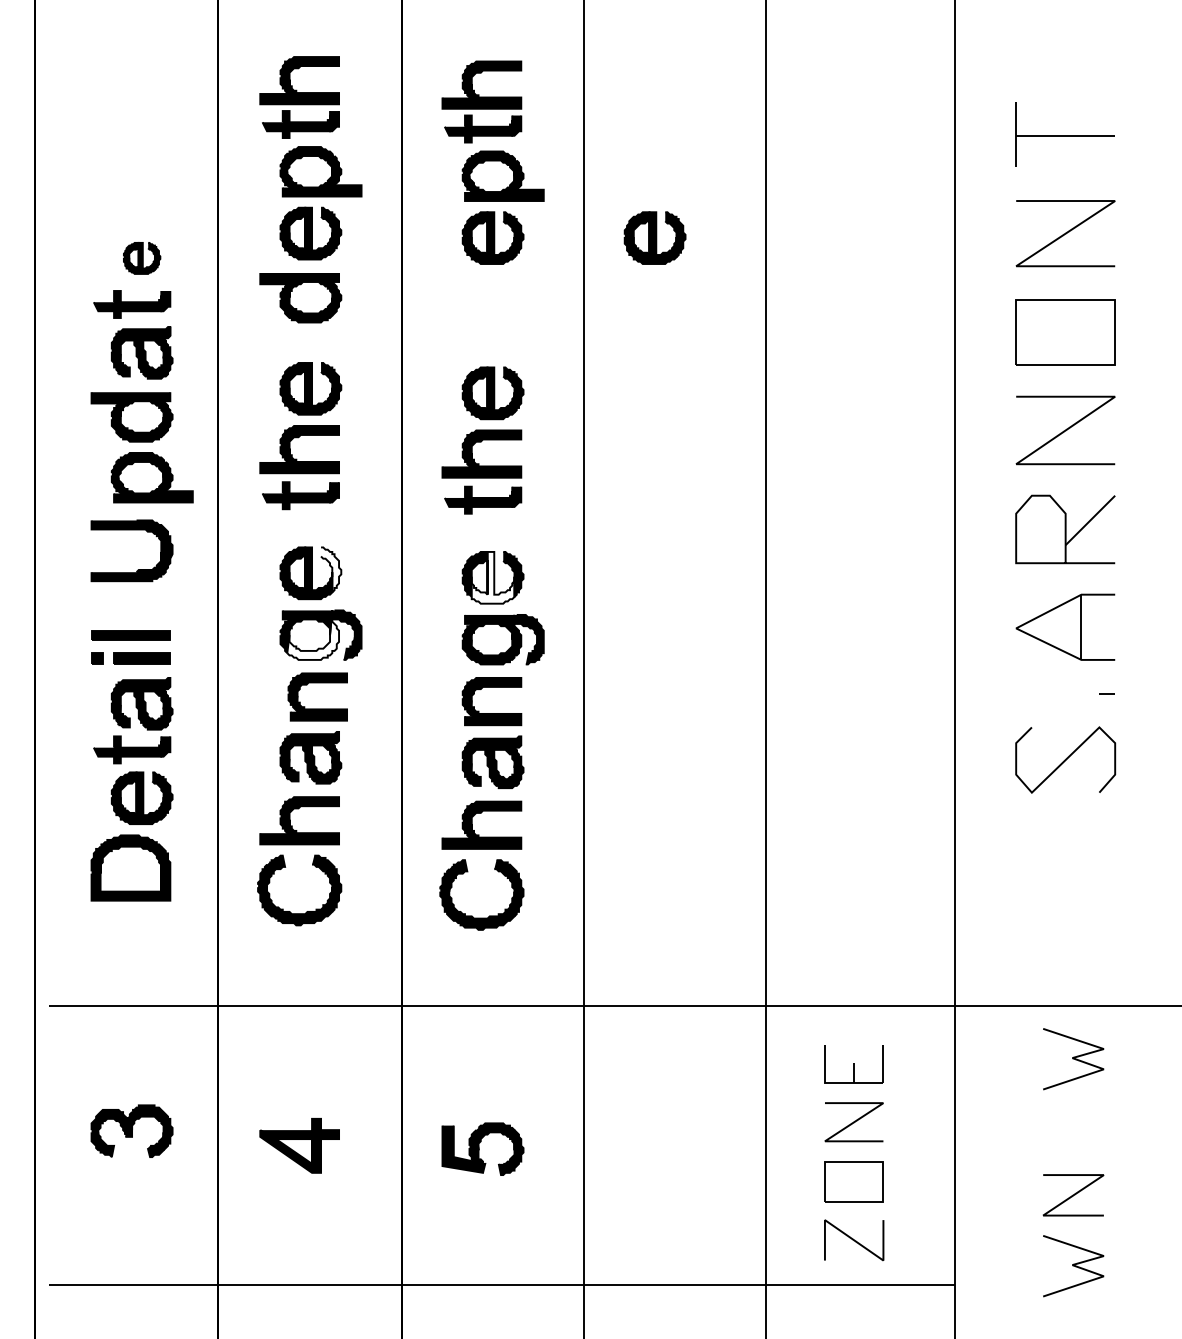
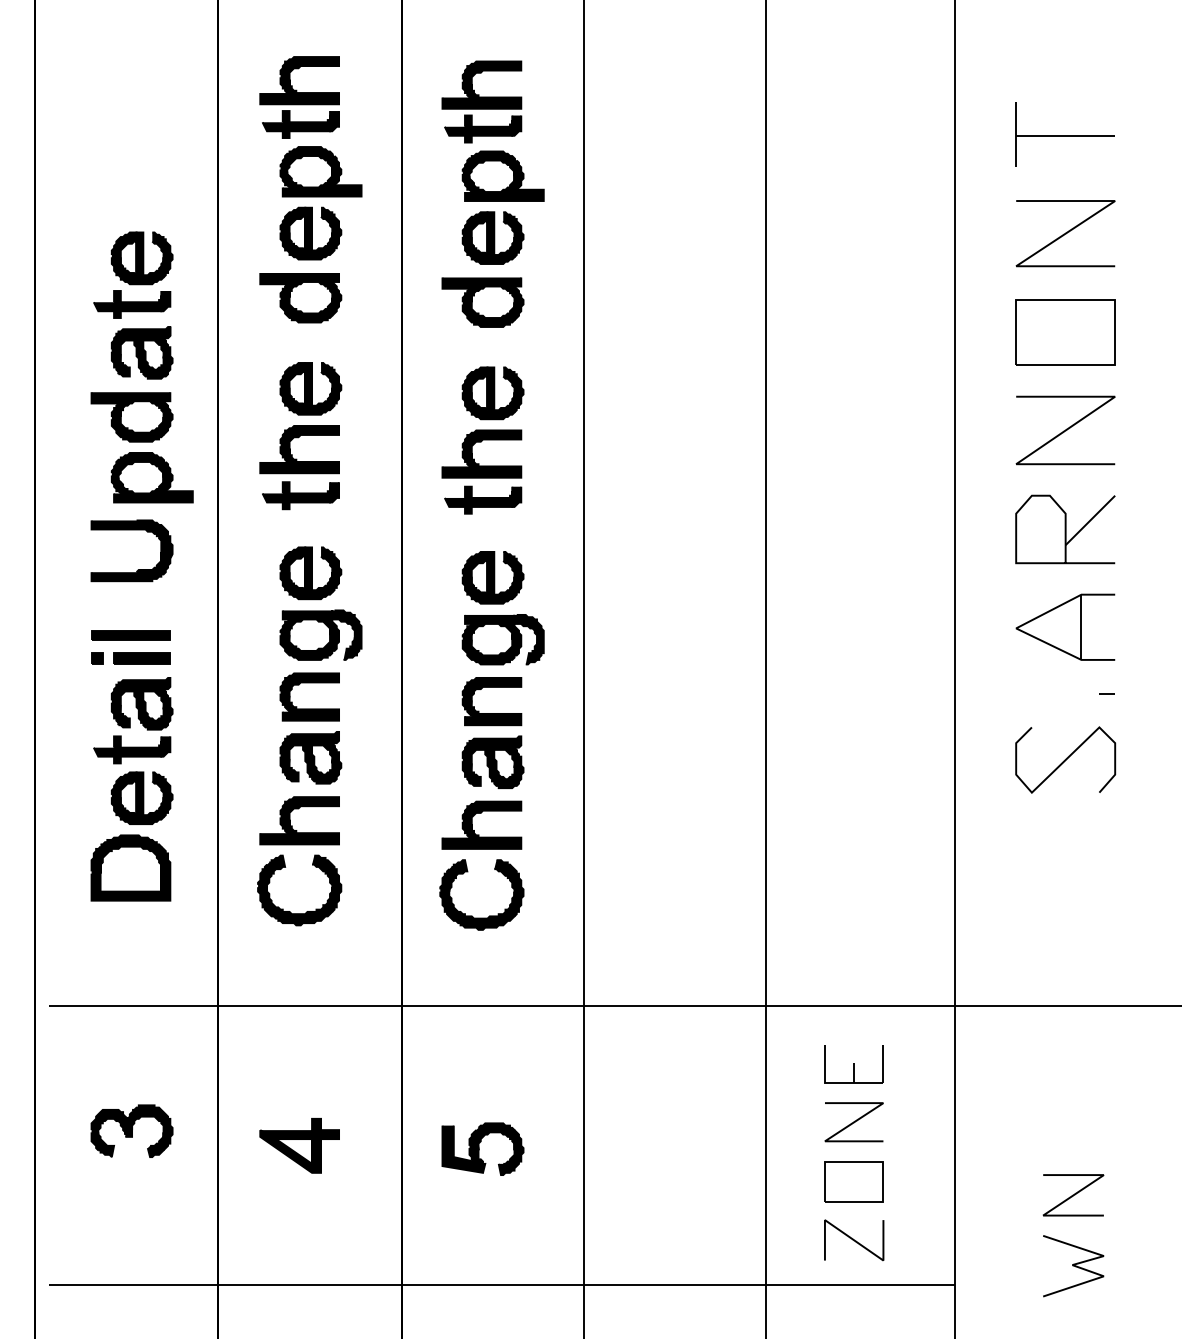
part: present -> none (654, 237)
part size: 39x33 px -> 64x55 px (141, 258)
part: none -> present (482, 302)
fill: none -> present (331, 569)
fill: none -> present (492, 577)
fill: none -> present (313, 634)
part position: (317, 708) -> (309, 708) (309, 708)
line: present -> none (1073, 1059)
